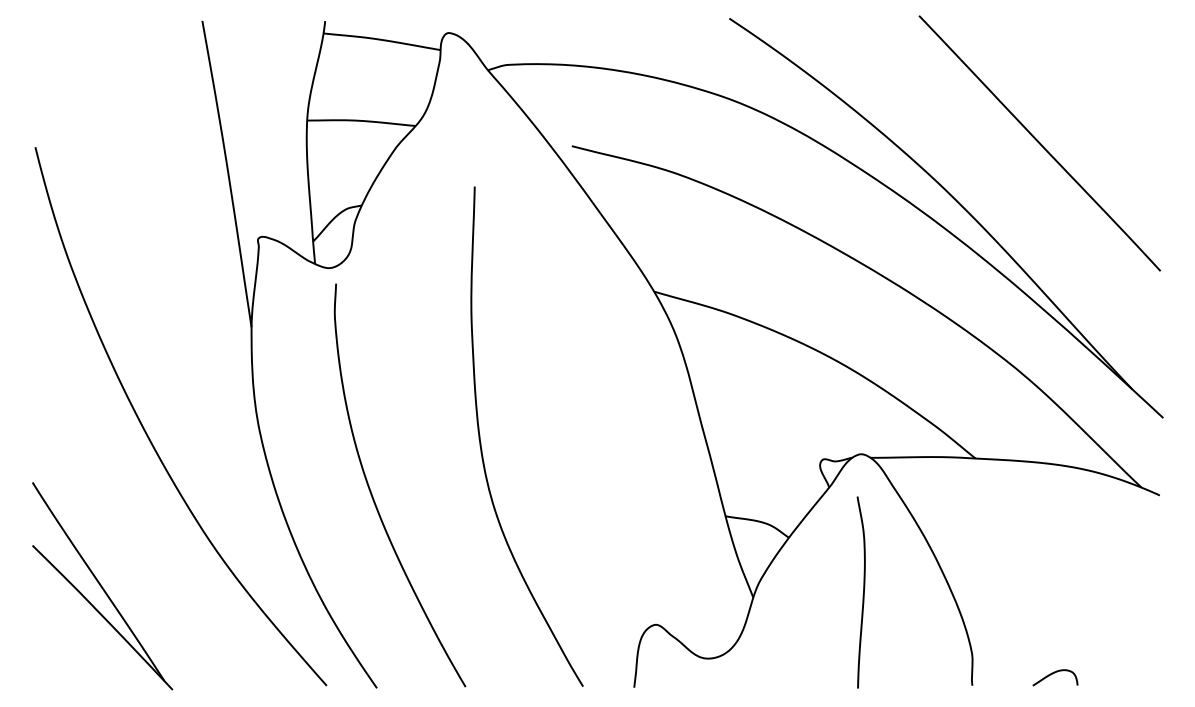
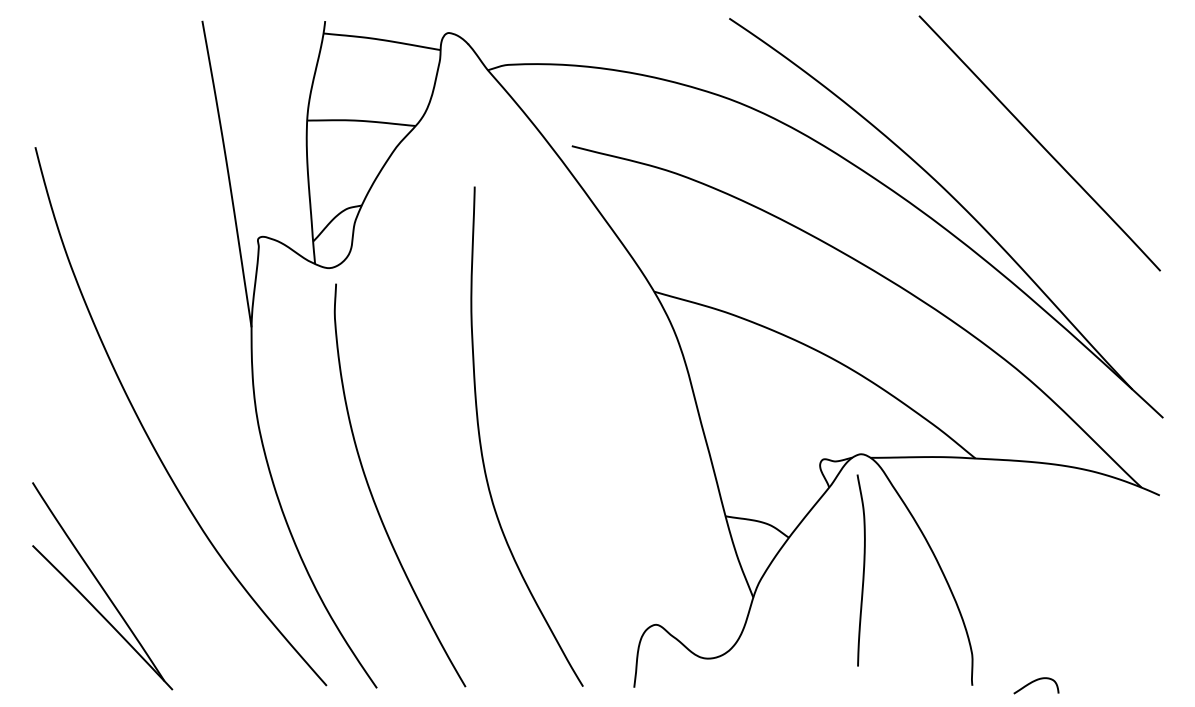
curve position: (862, 594) -> (862, 572) (862, 572)
curve position: (1055, 673) -> (1036, 681) (1036, 681)
